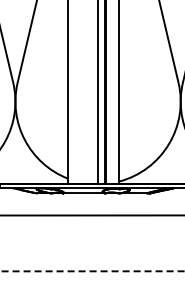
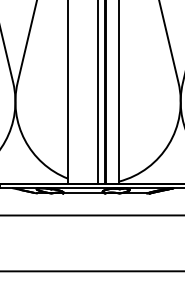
line: dashed -> solid (92, 271)
